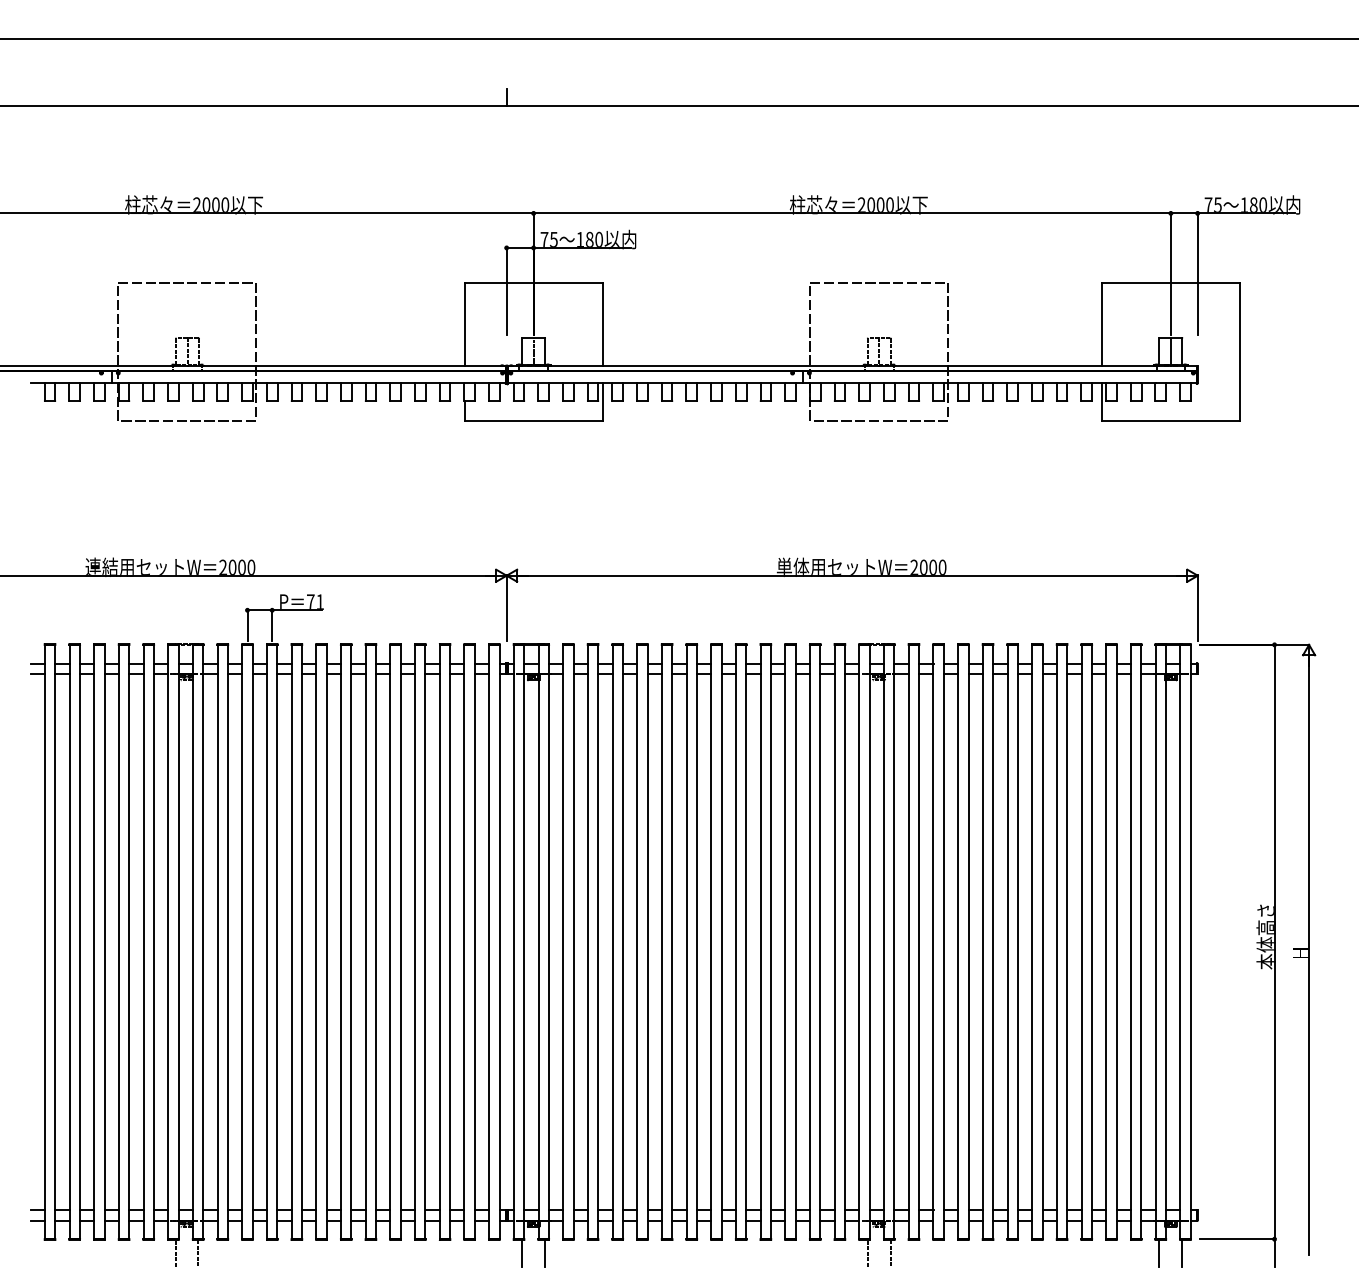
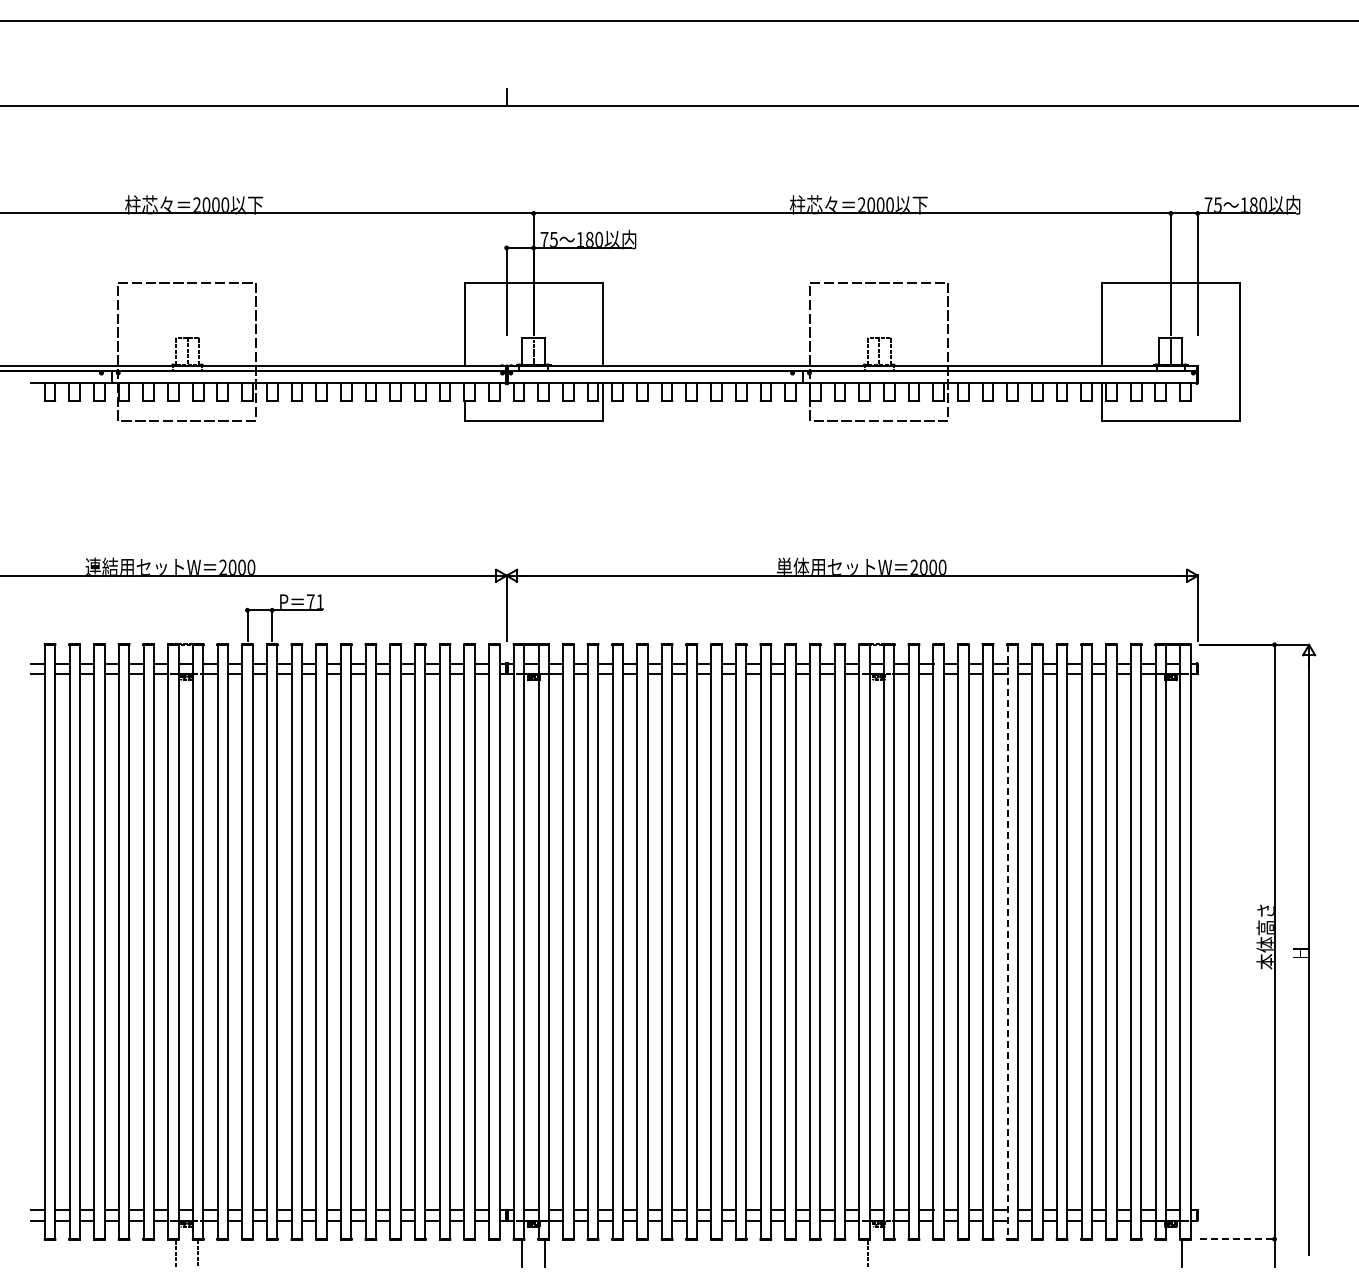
line position: (678, 38) -> (678, 20) (678, 20)
line: solid -> dashed (1007, 942)
line: solid -> dashed (1238, 1239)
line: present -> none (890, 1253)
line: present -> none (1159, 1253)
